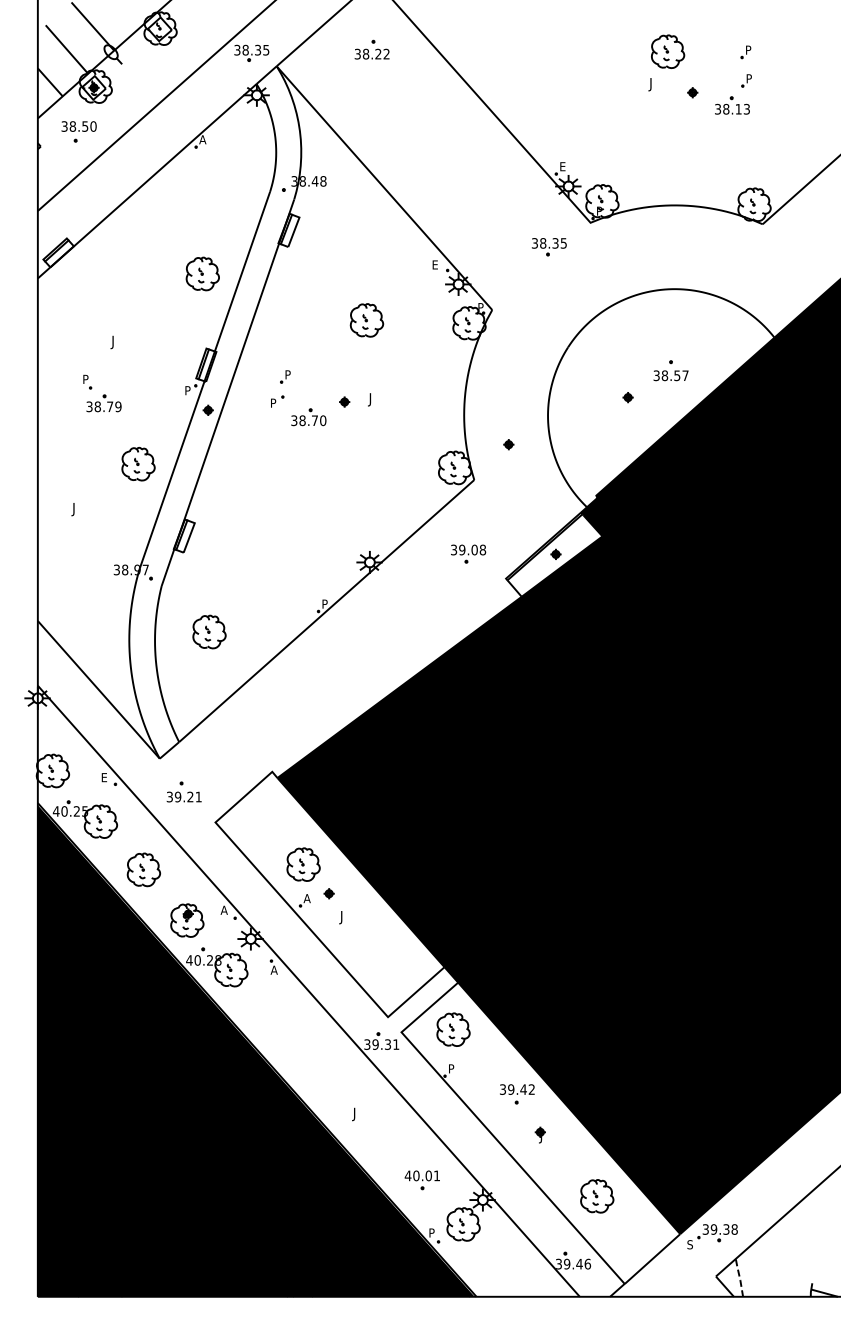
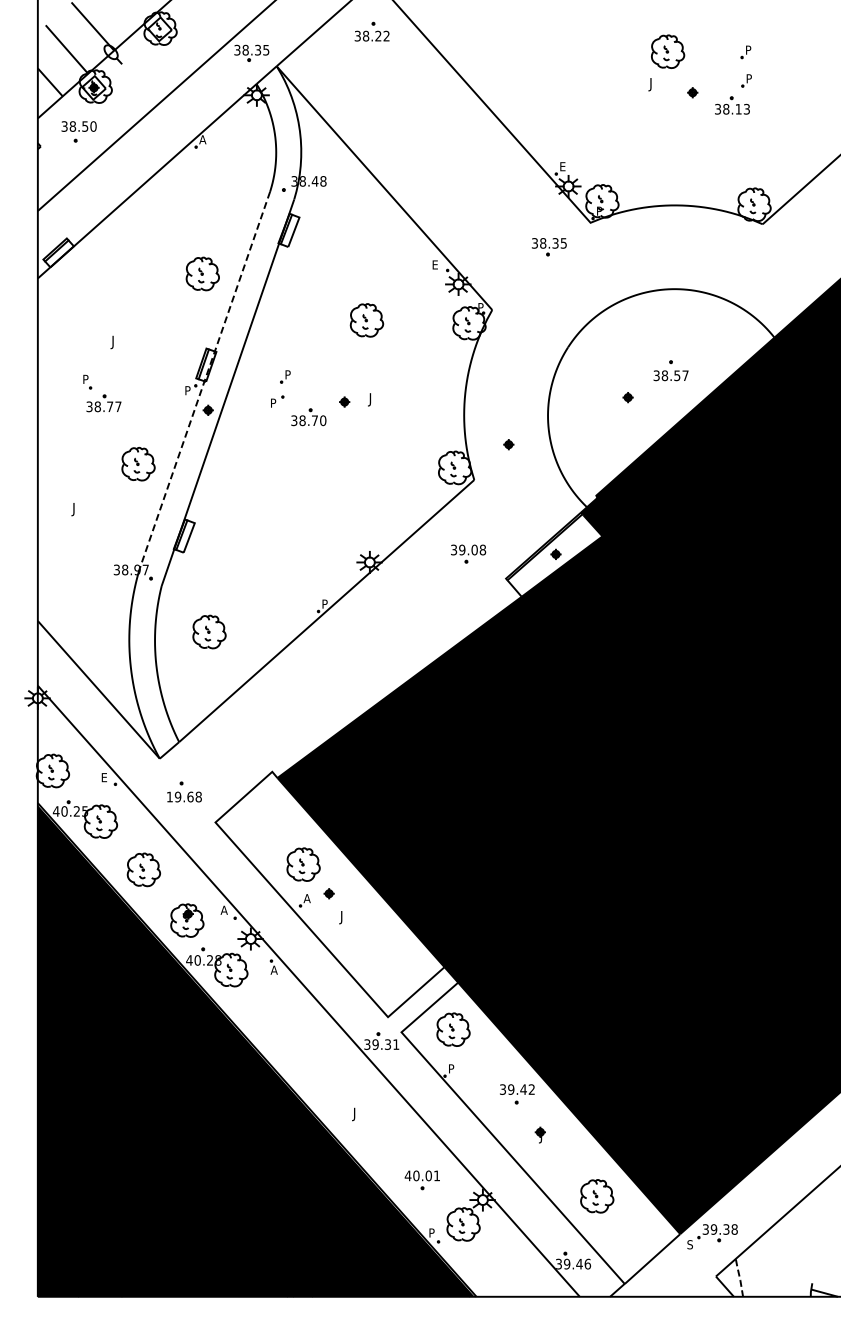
part position: (371, 49) -> (371, 31) (371, 31)
line: solid -> dashed (204, 380)
text: 38.79 -> 38.77 (118, 406)
text: 39.21 -> 19.68 (183, 796)
